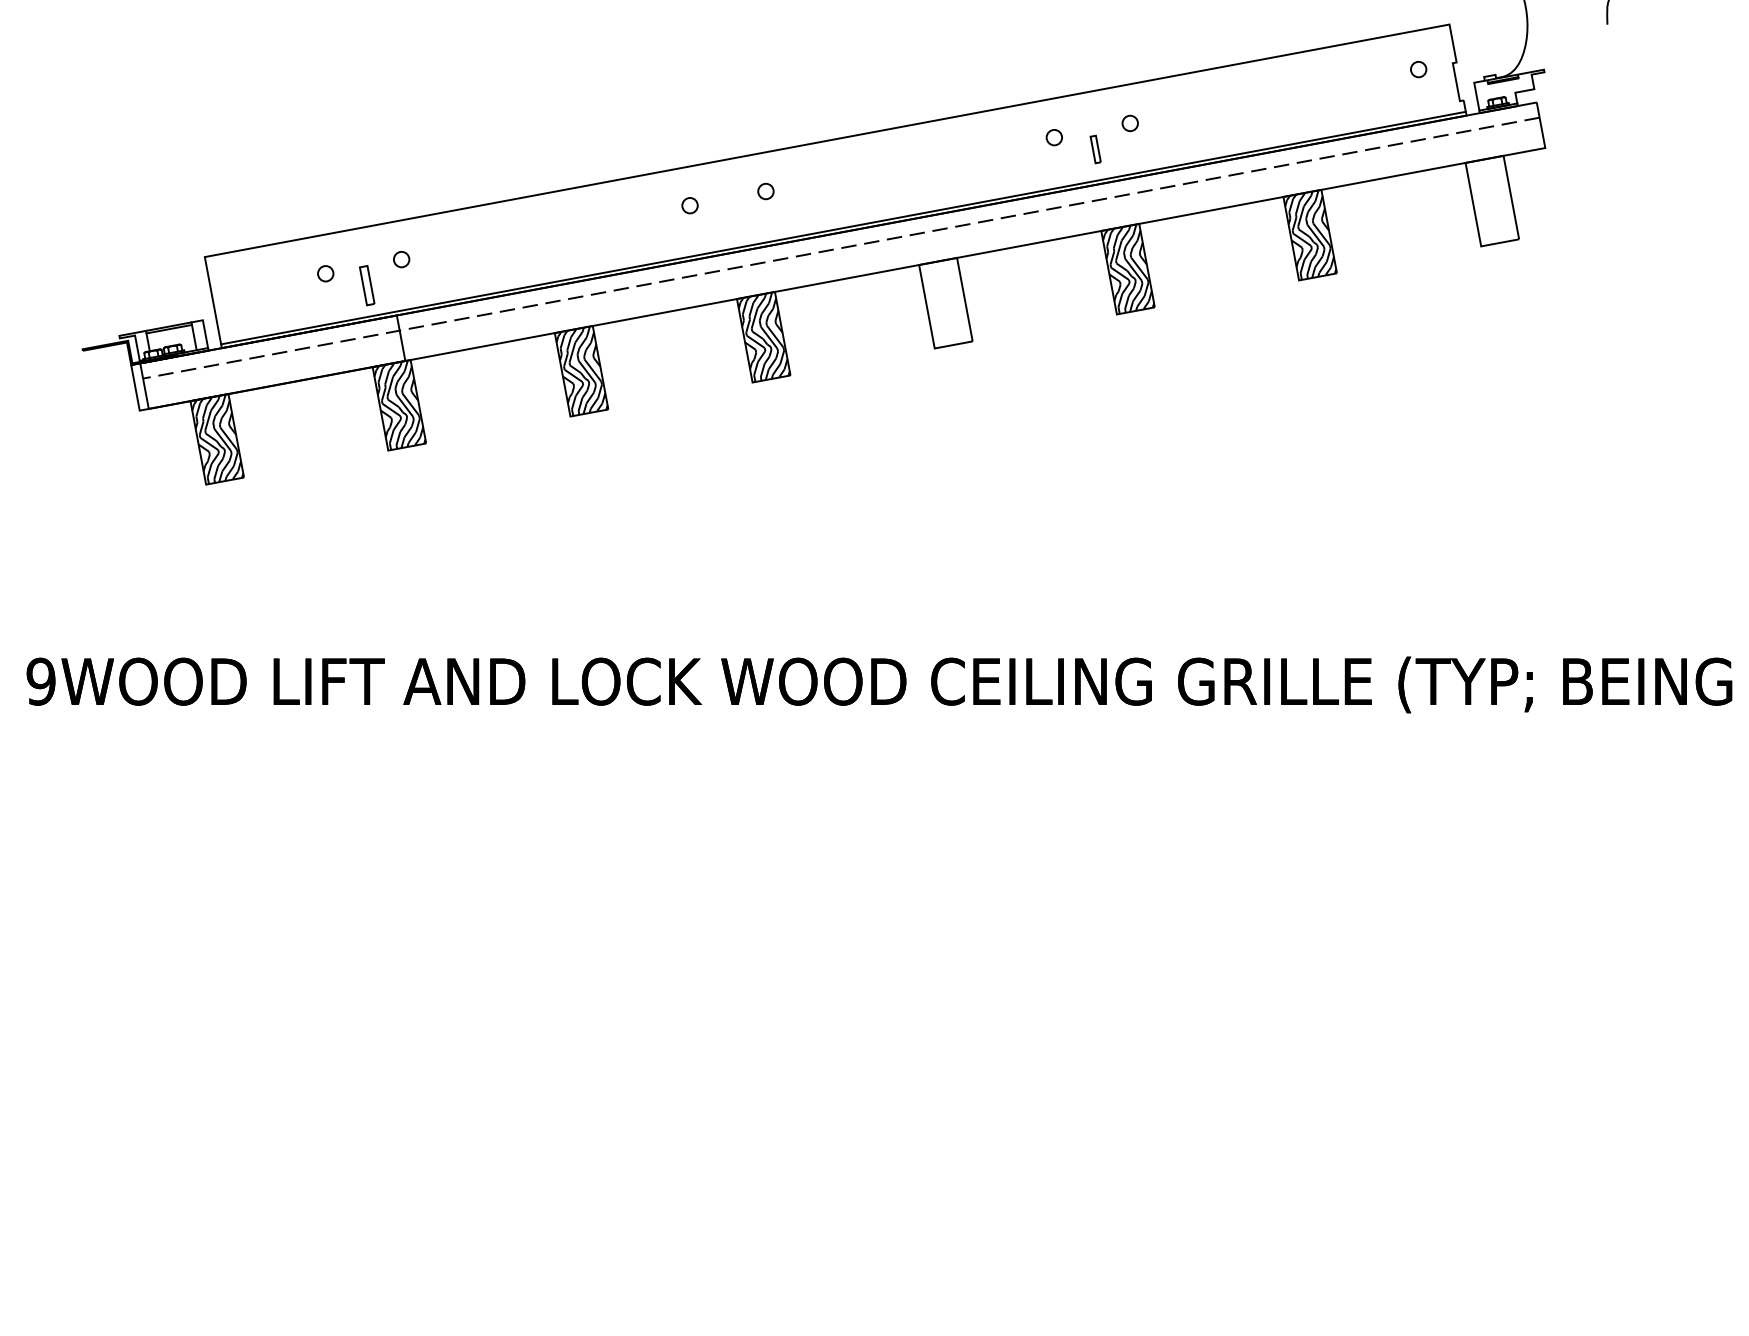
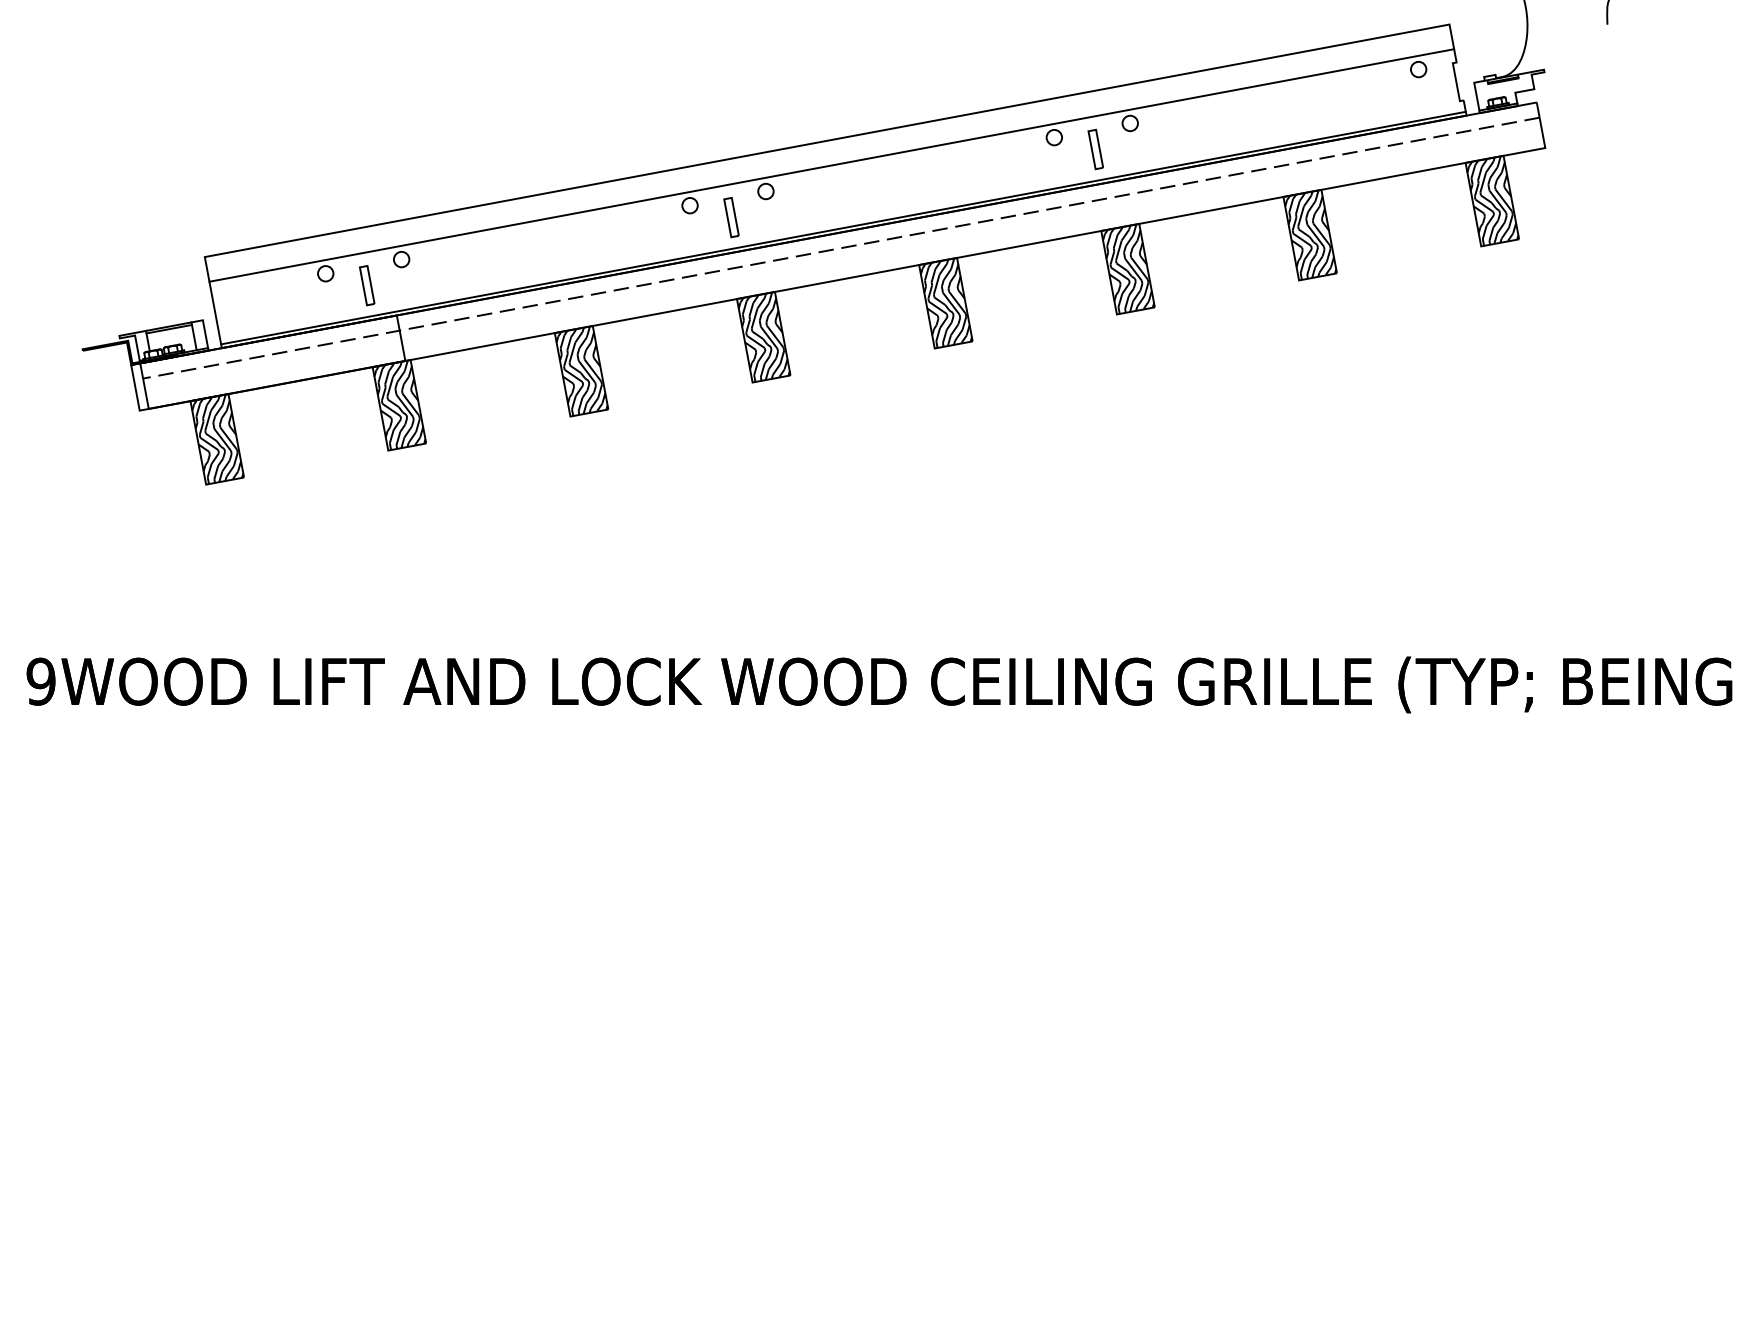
part size: 13x31 px -> 17x43 px (1095, 149)
line: none -> present (831, 165)
hatch: none -> present (1492, 200)
part: none -> present (731, 217)
hatch: none -> present (945, 303)
